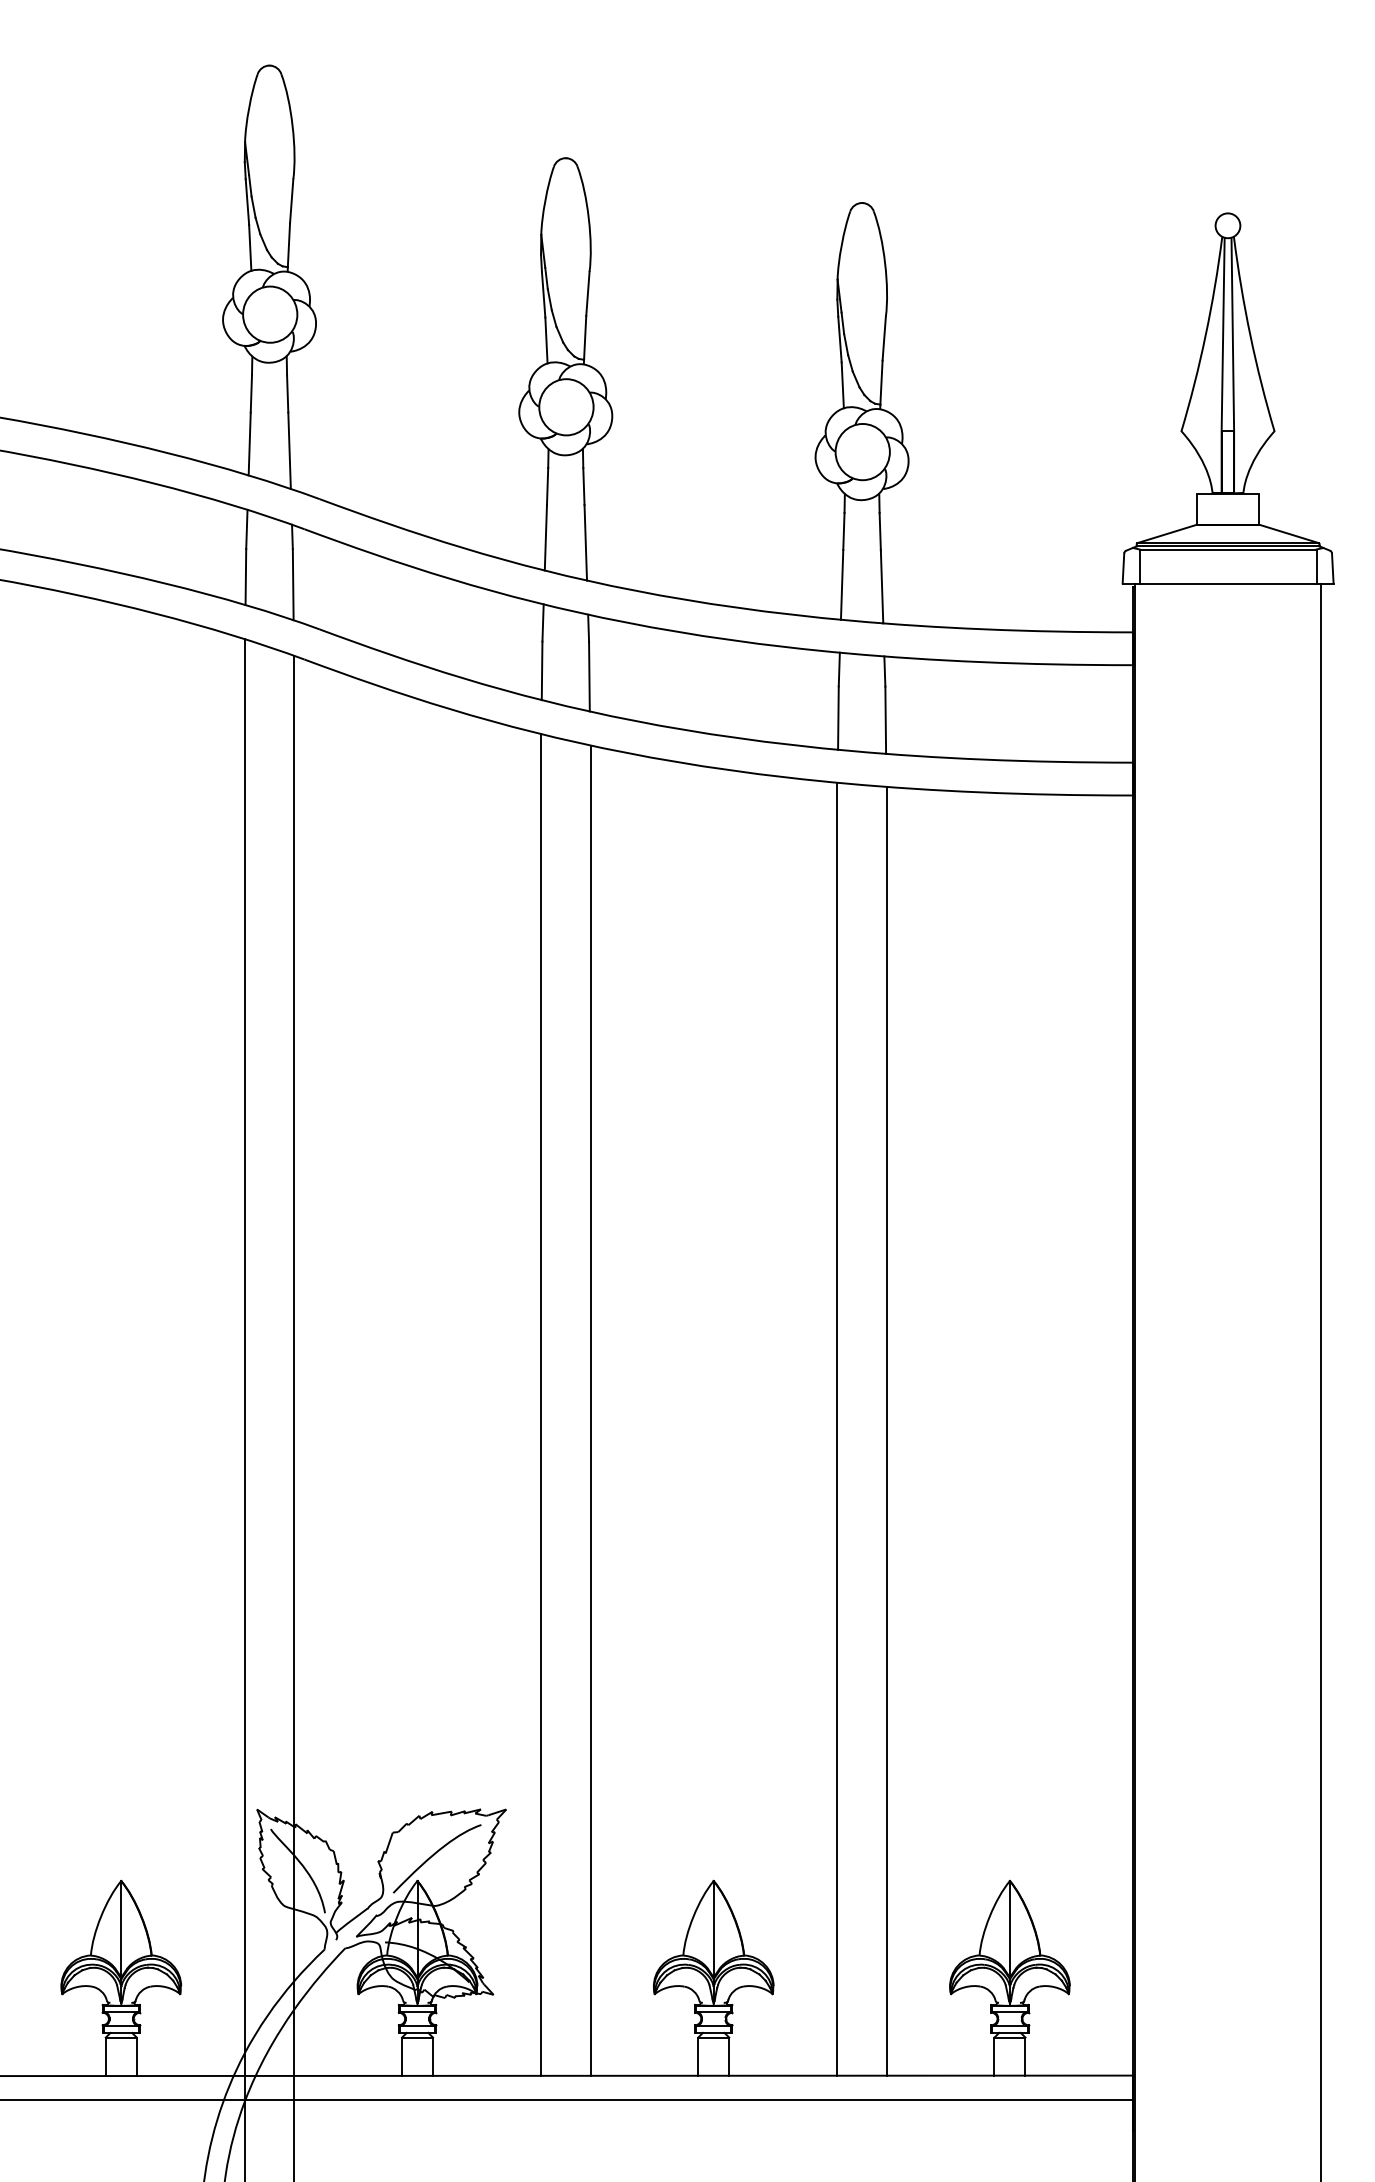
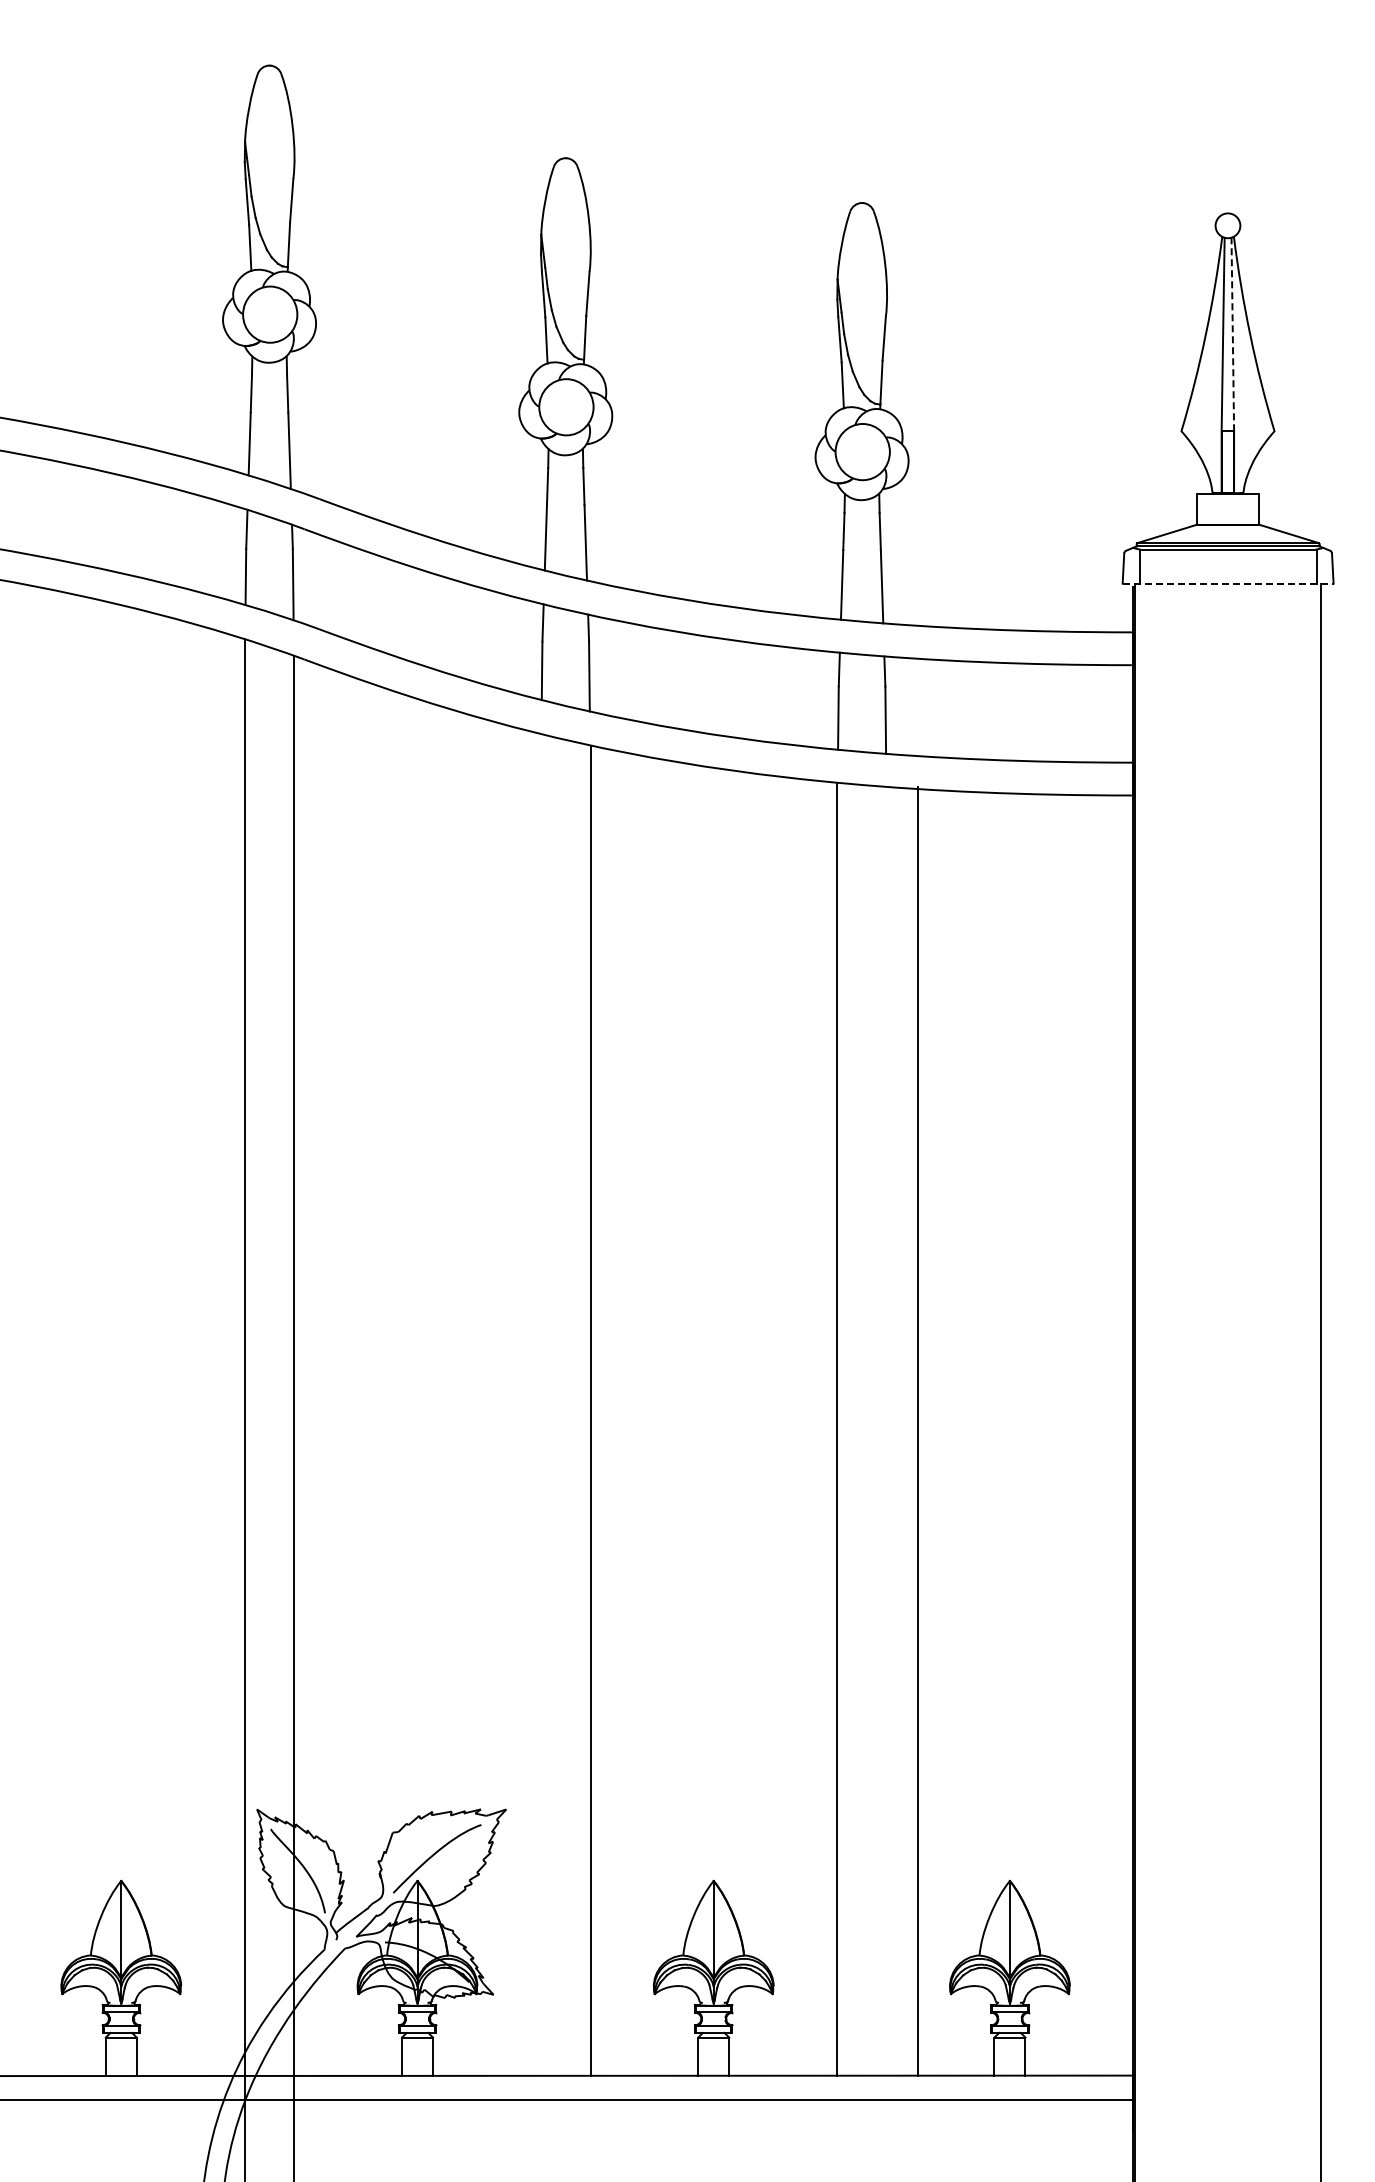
line: solid -> dashed (1232, 334)
line: solid -> dashed (1228, 583)
line: present -> none (541, 1404)
line position: (886, 1430) -> (917, 1430) (917, 1430)
